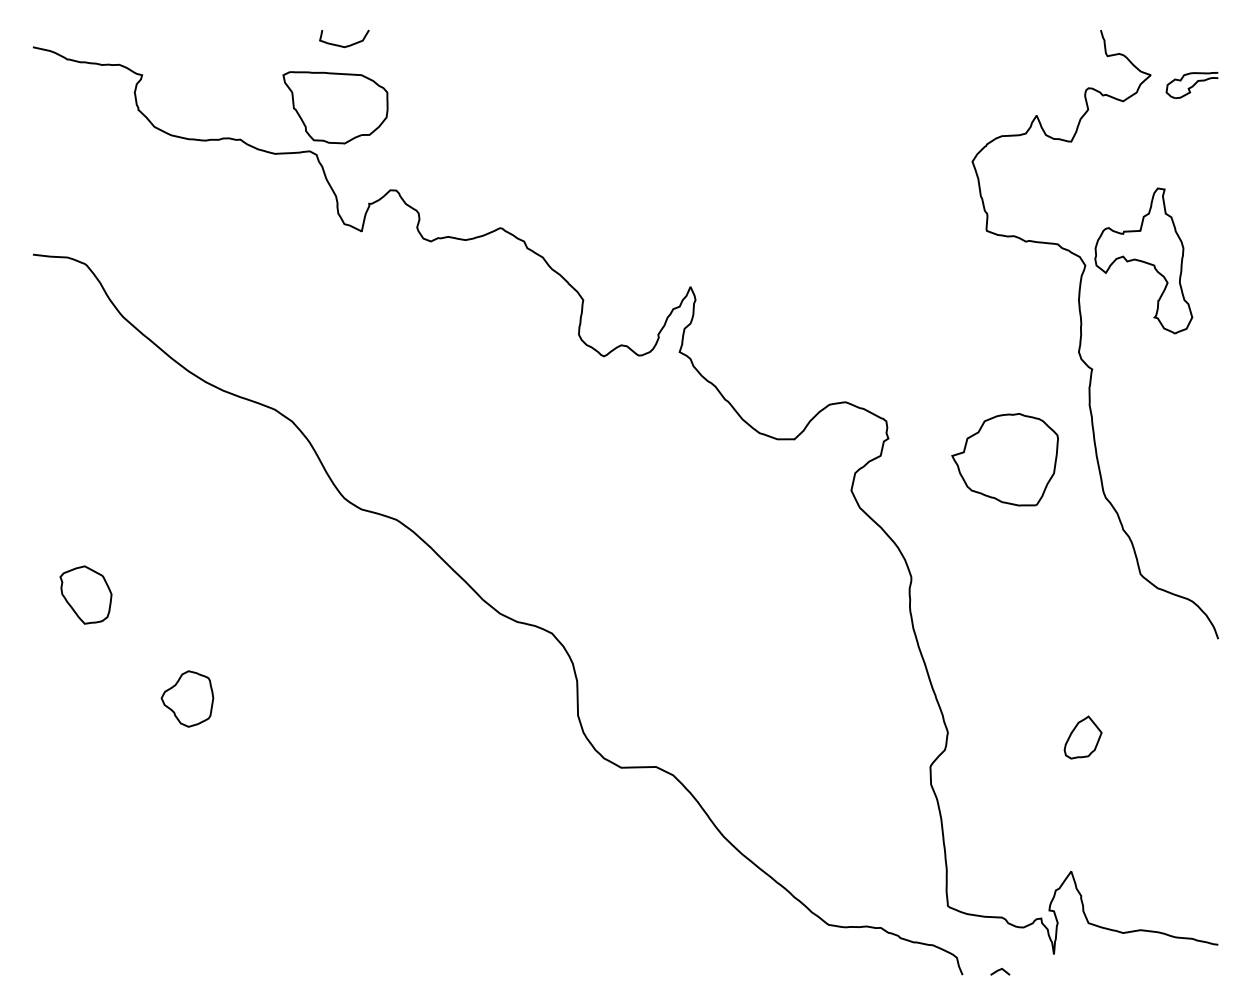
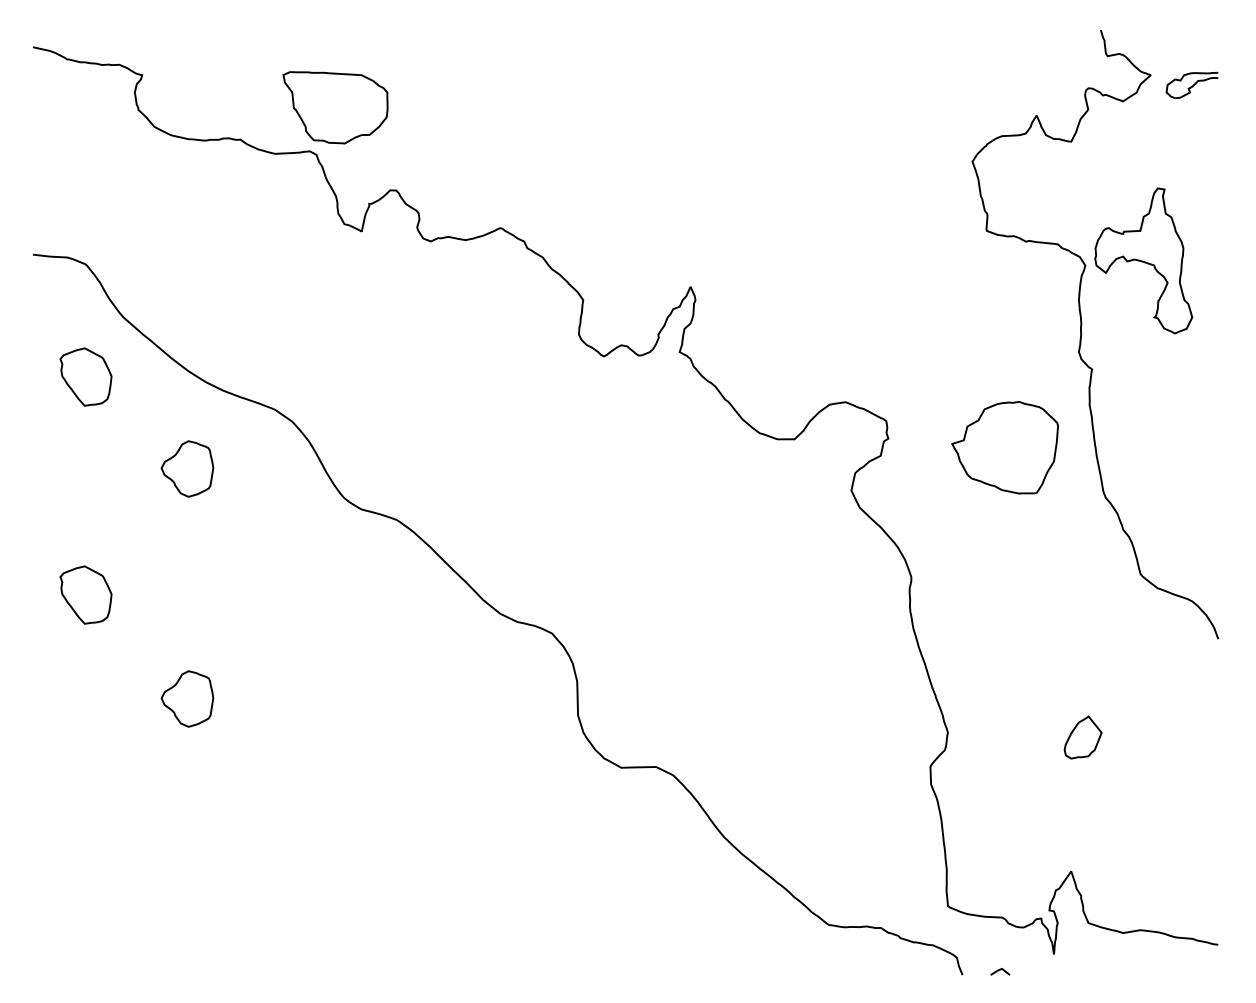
curve: present -> none (342, 45)
part: none -> present (85, 376)
part position: (1004, 459) -> (1004, 447) (1004, 447)
part: none -> present (187, 468)
